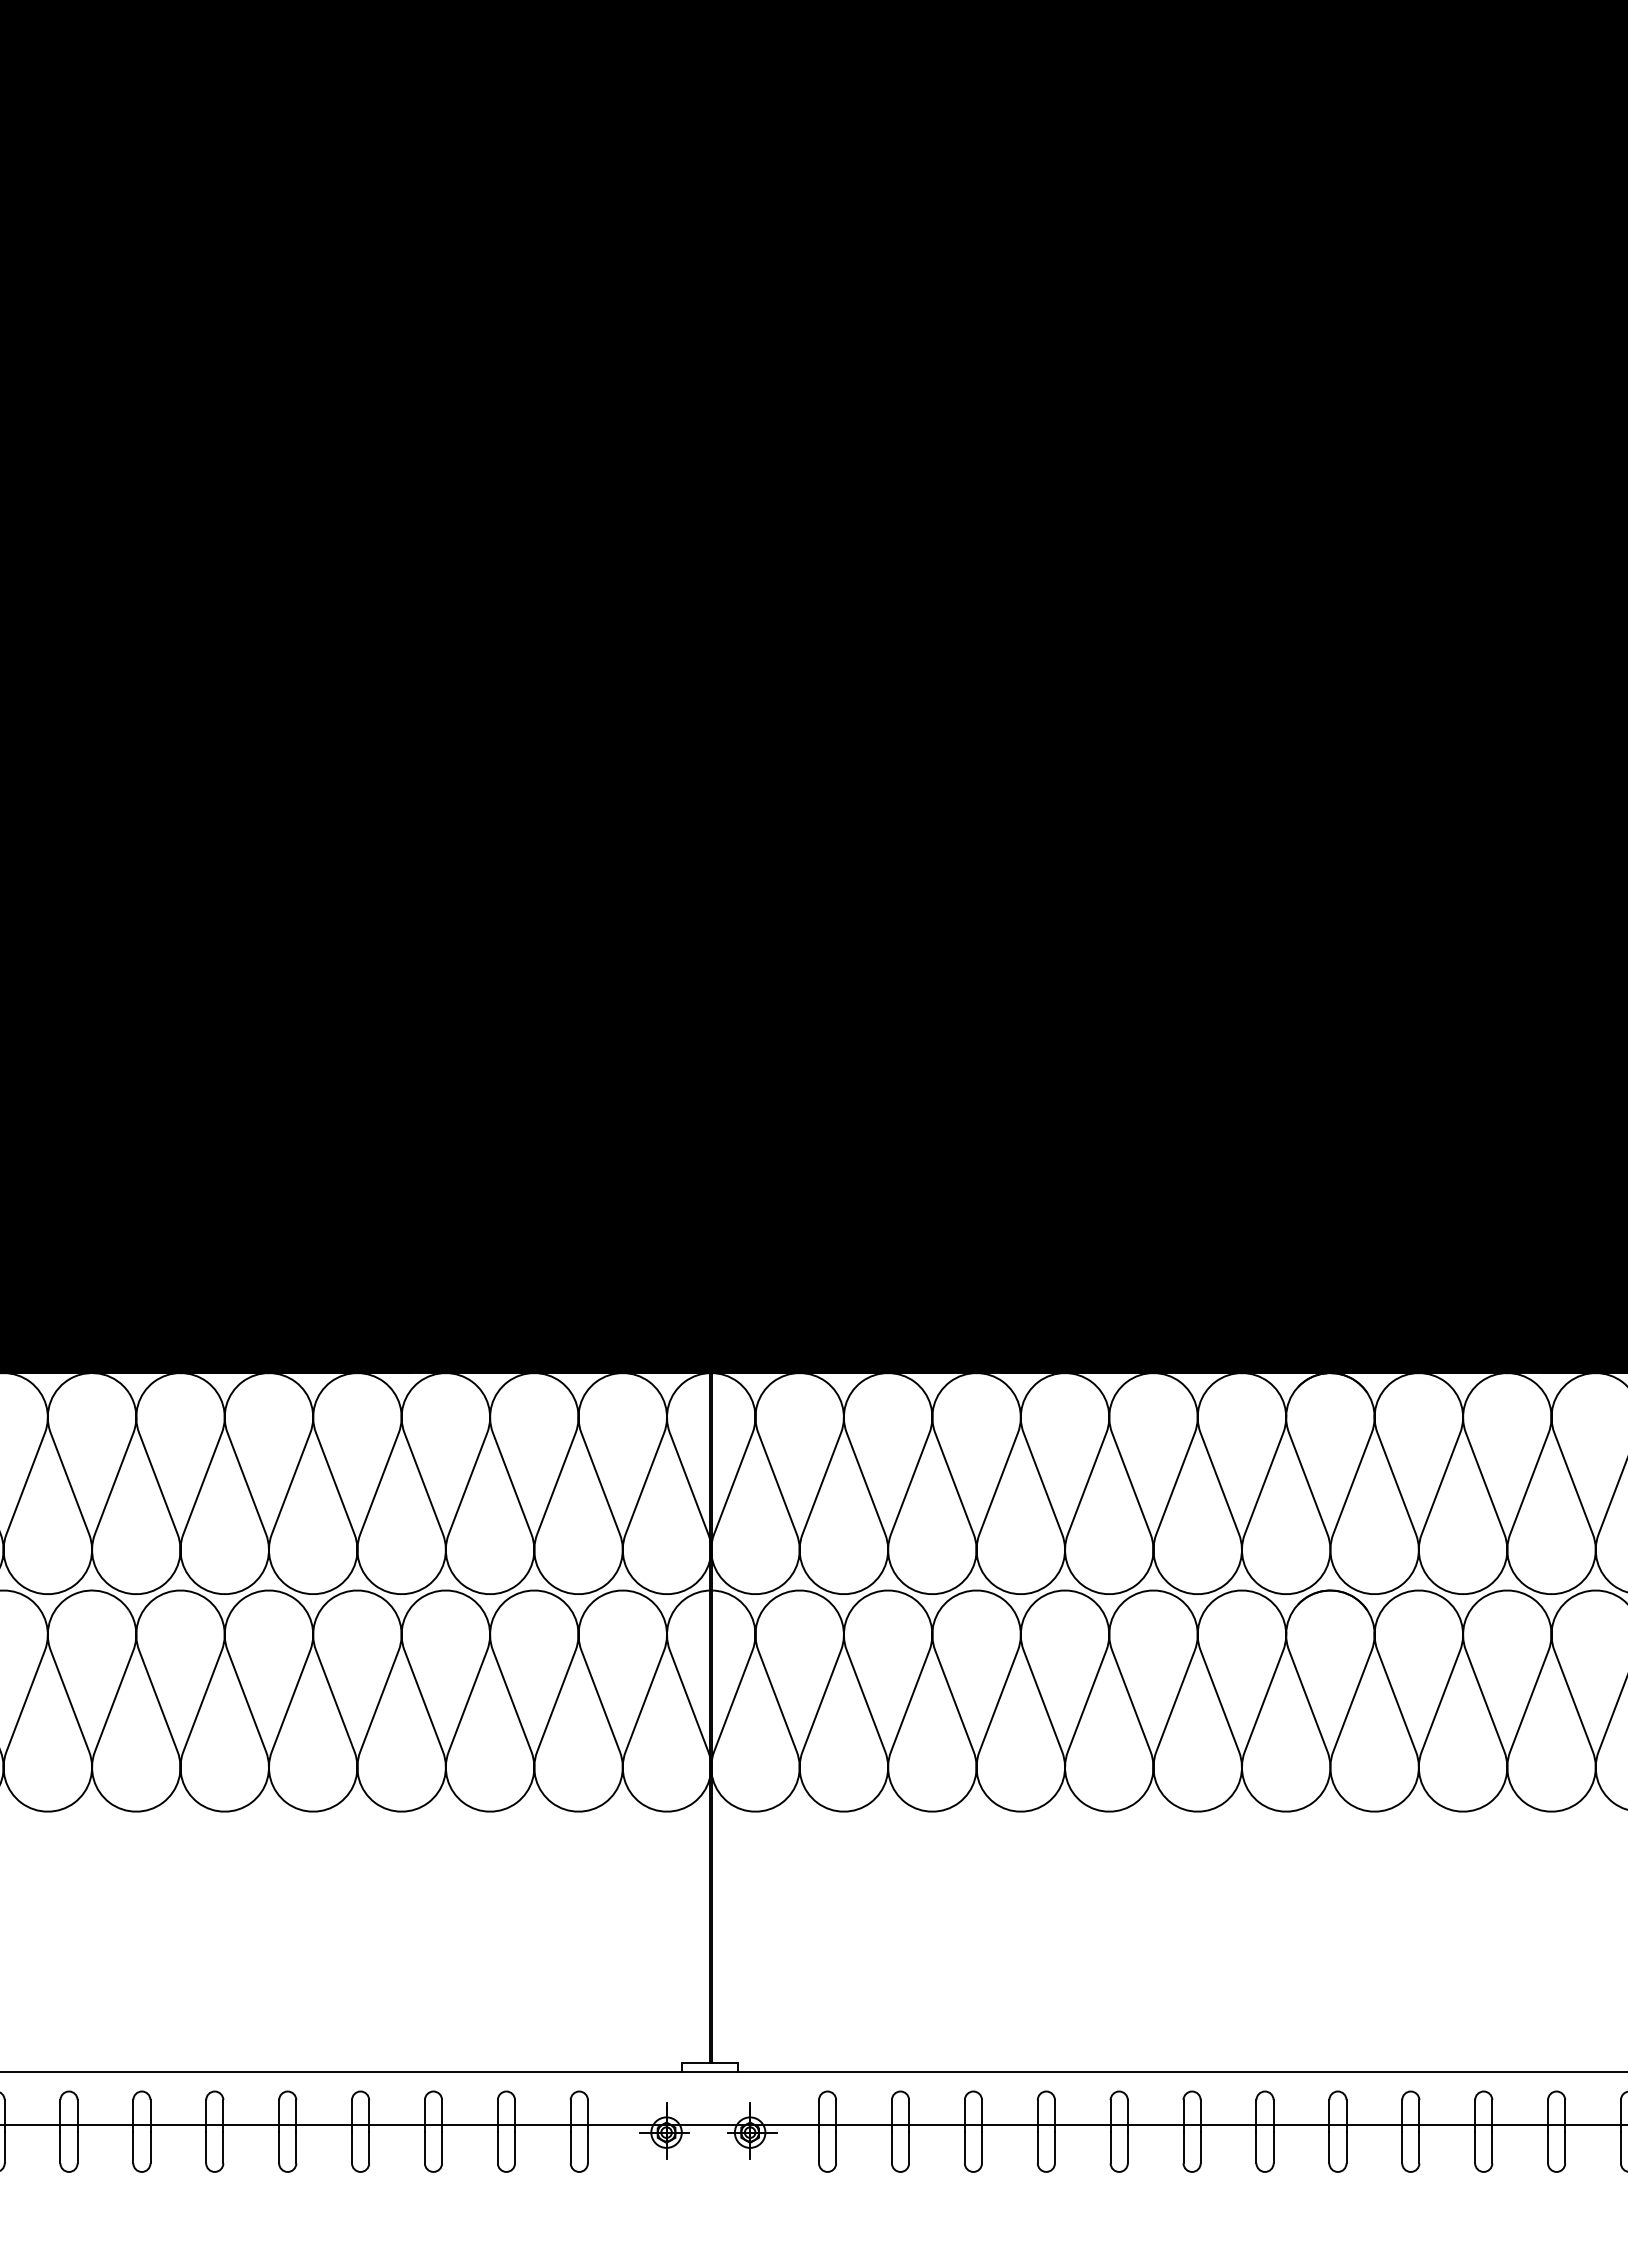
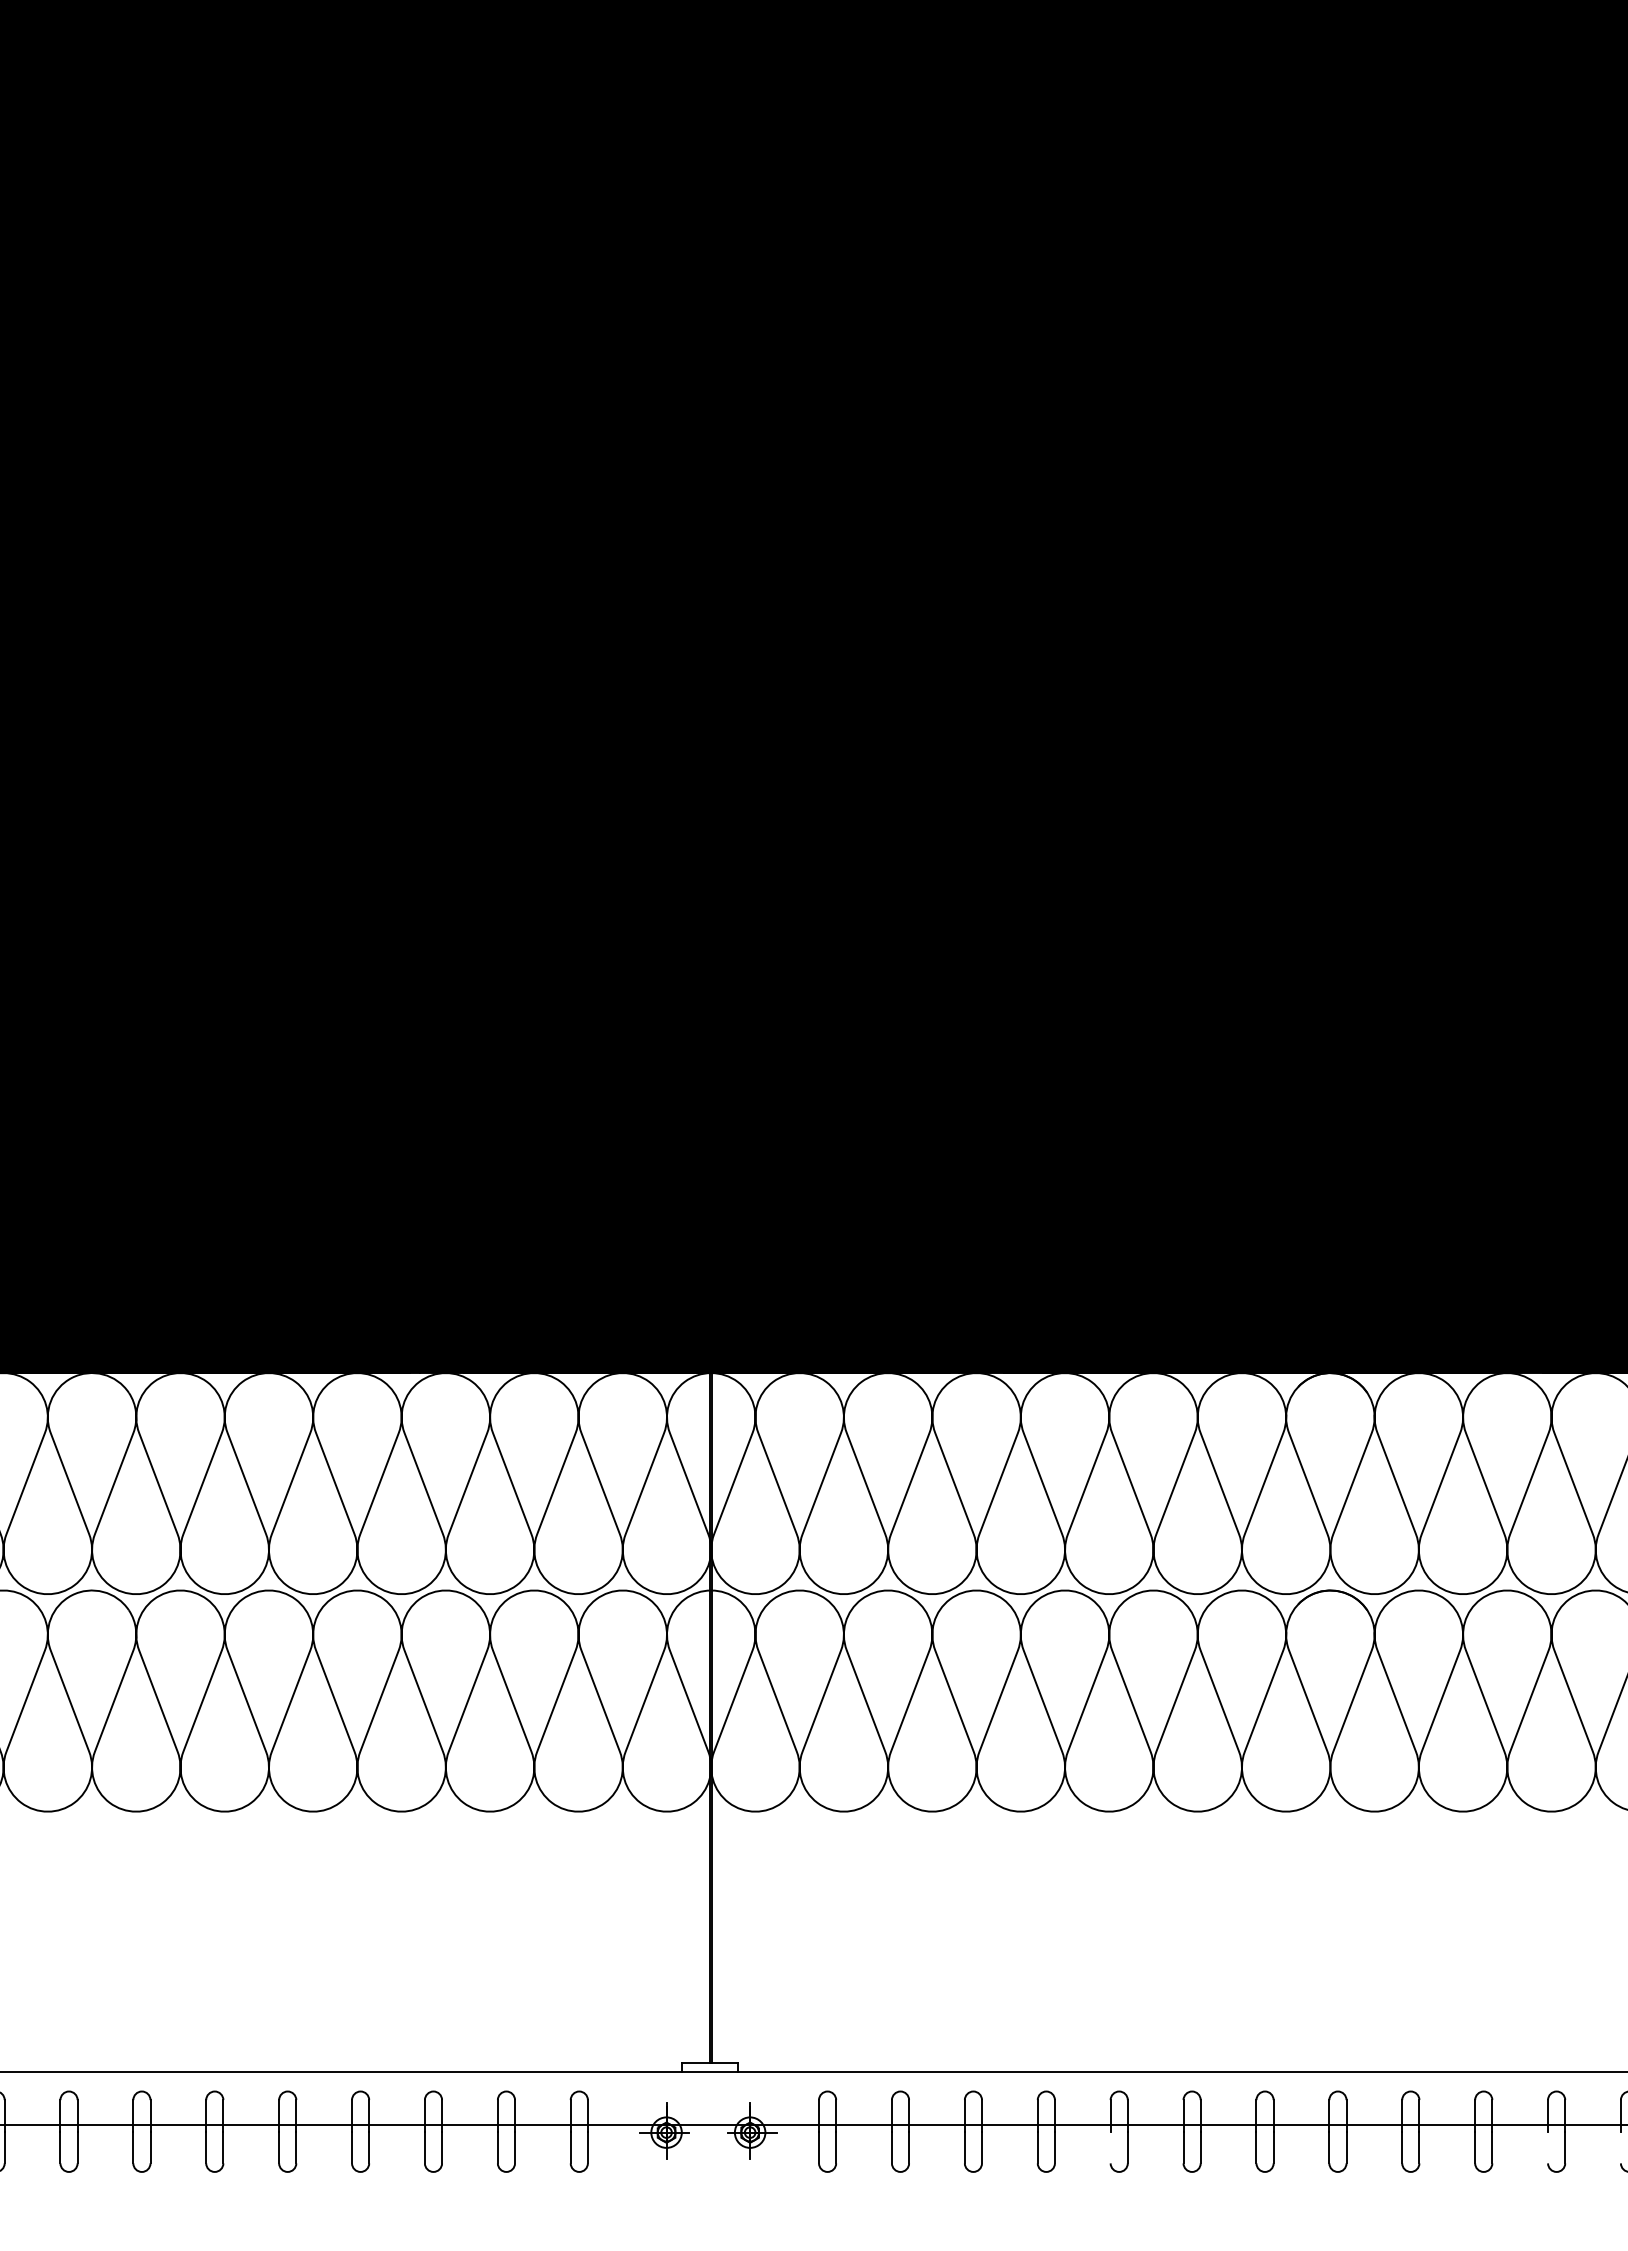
line: present -> none (1110, 2147)
line: present -> none (1548, 2147)
line: present -> none (1620, 2147)
